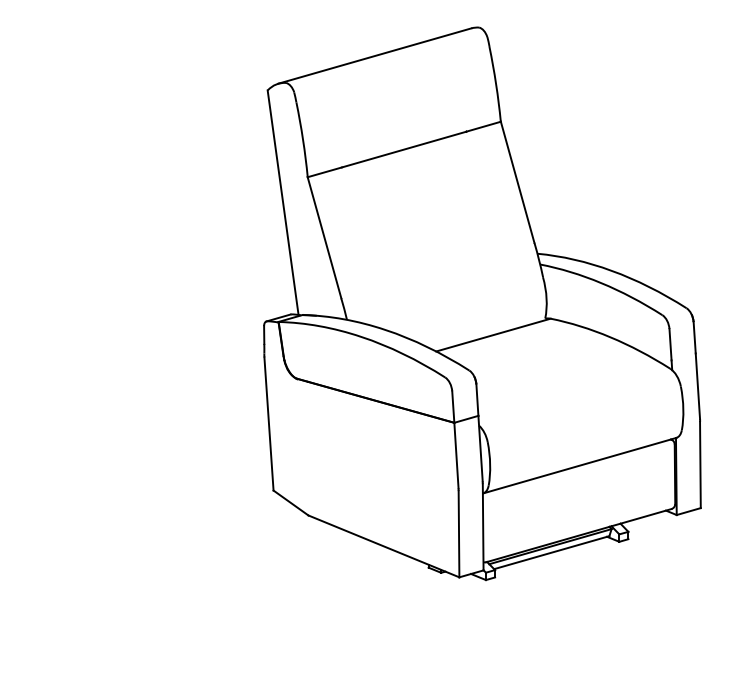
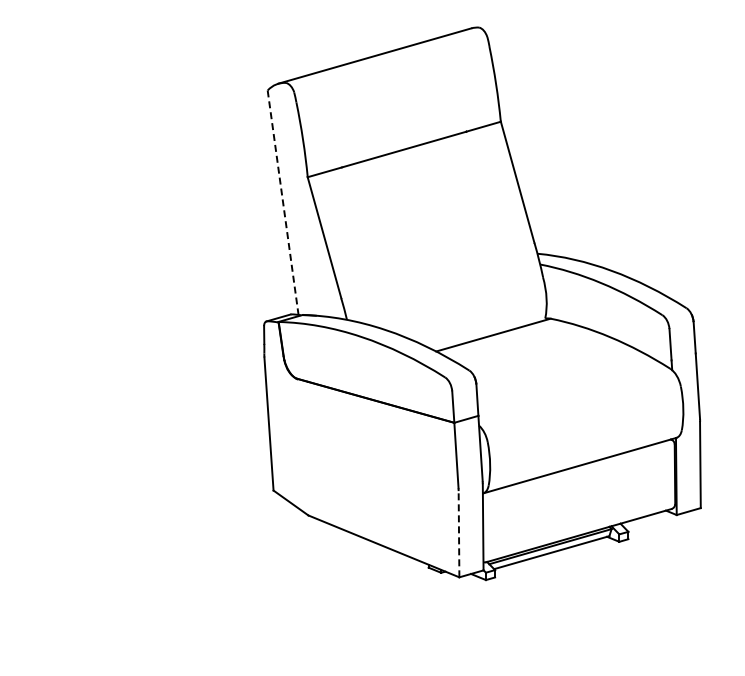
line: solid -> dashed (283, 203)
line: solid -> dashed (459, 533)
